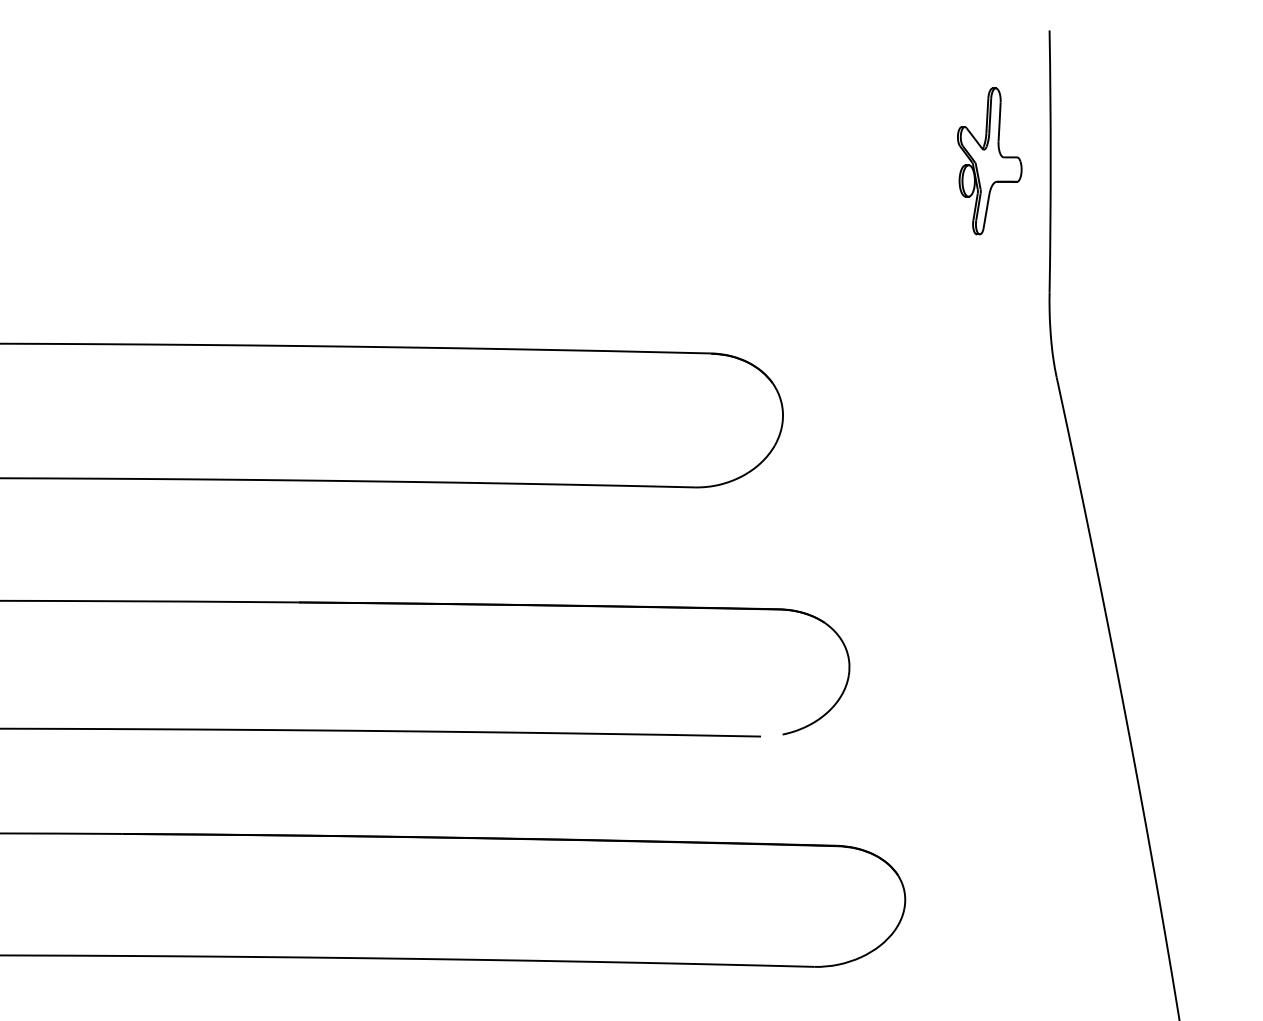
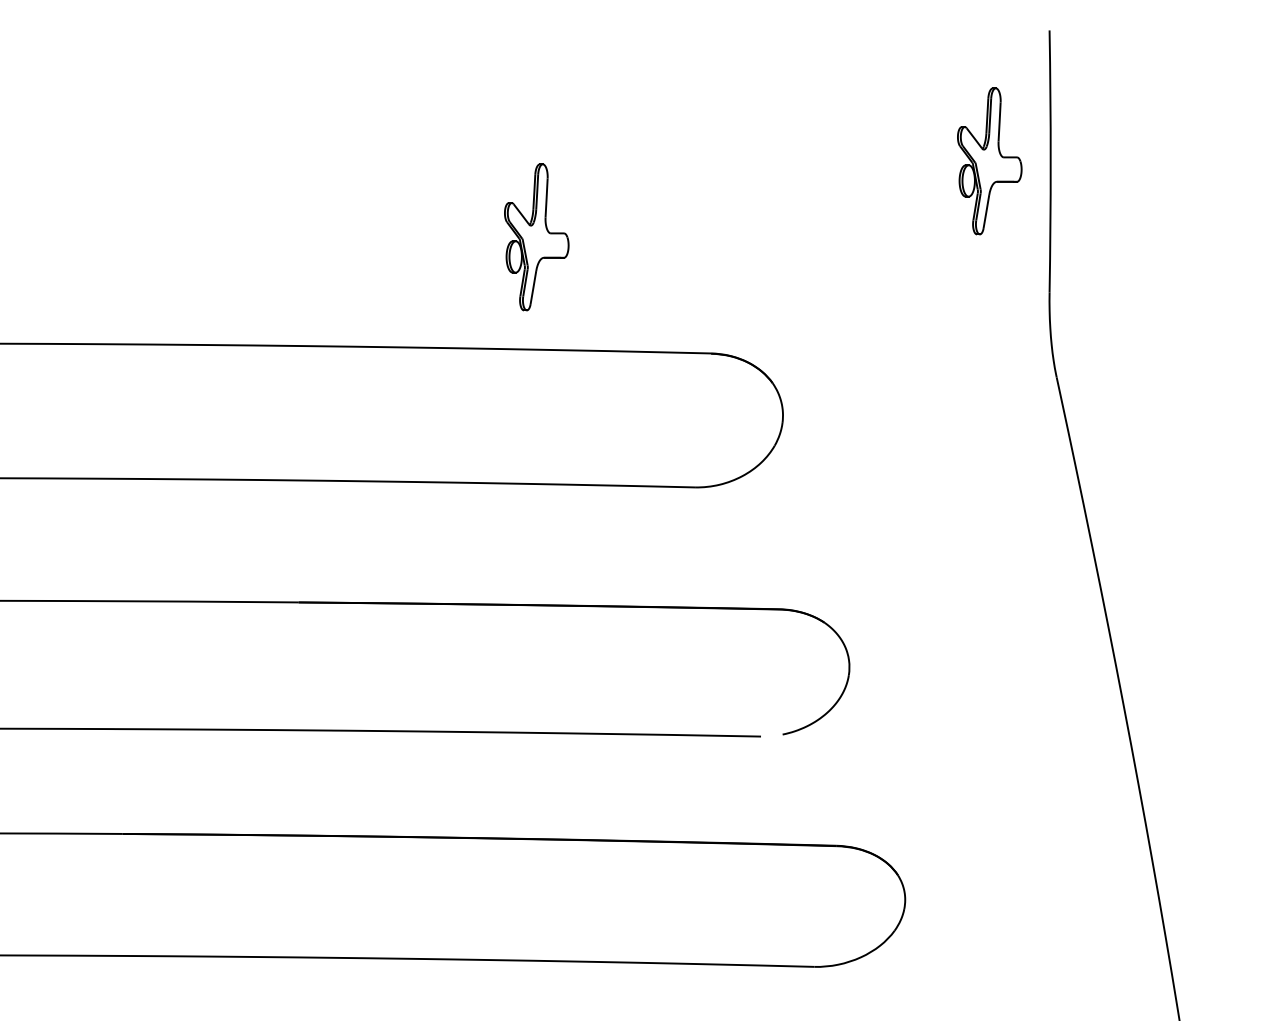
part: none -> present (536, 237)
